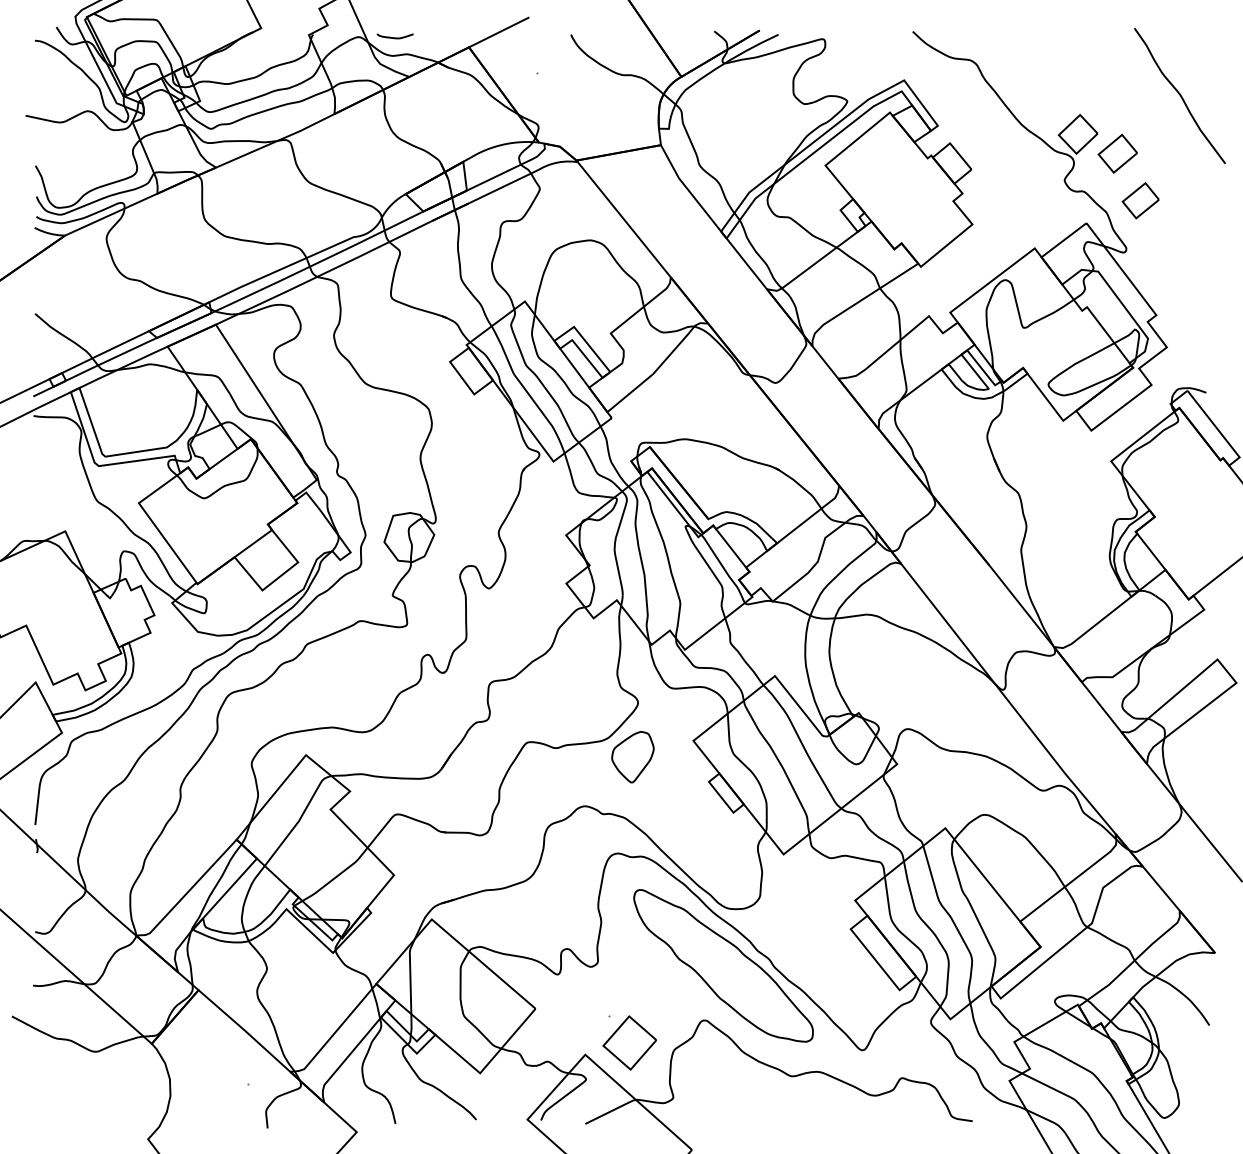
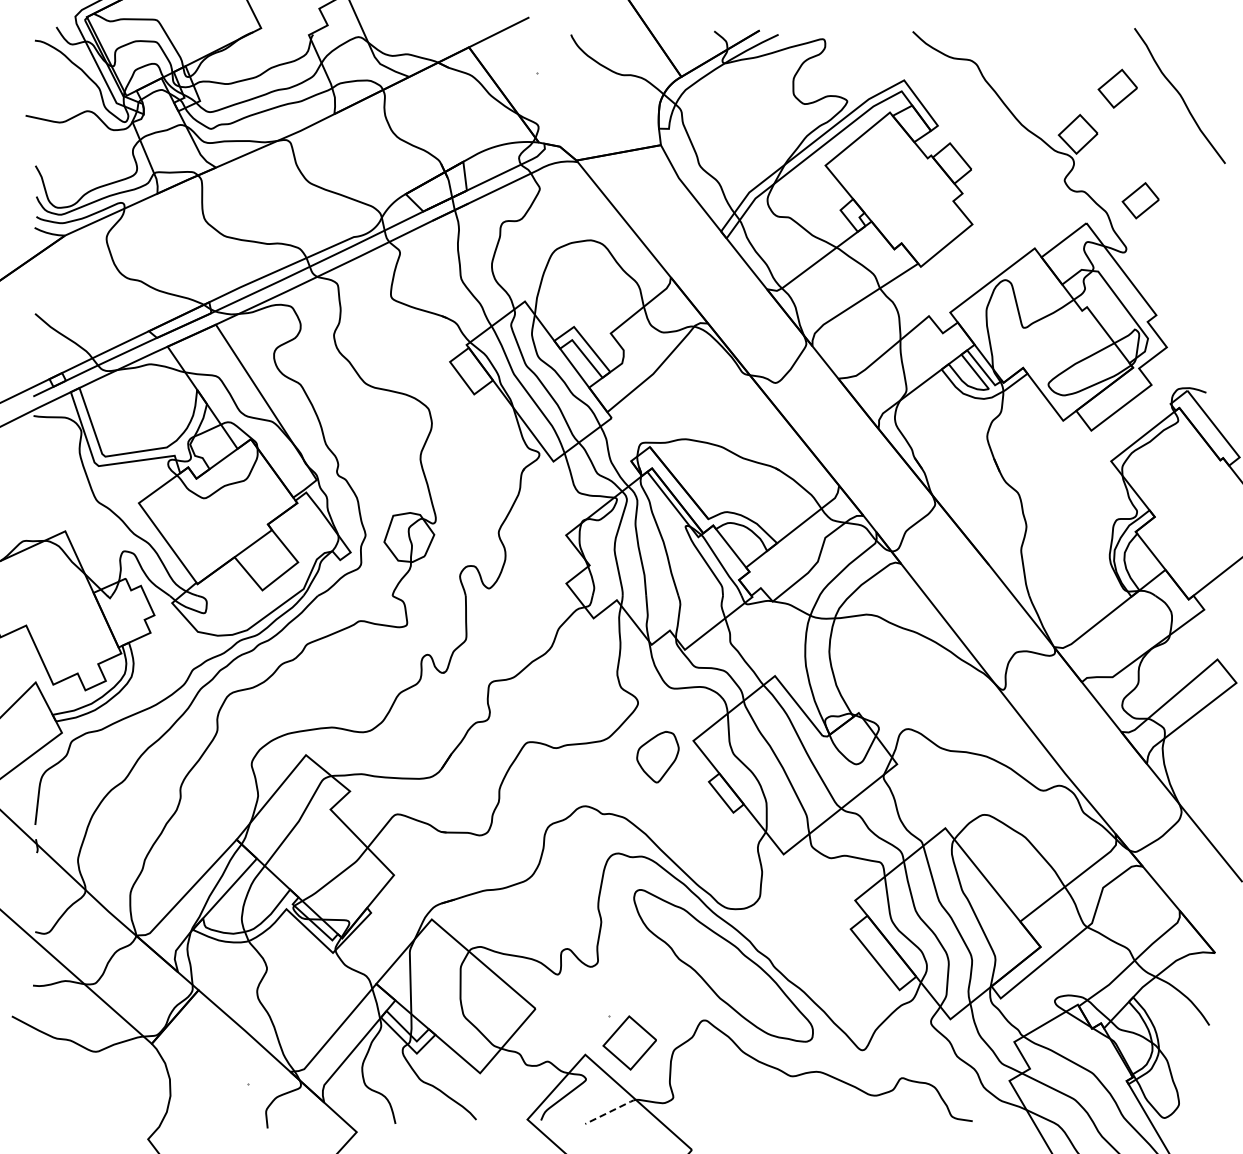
curve: present -> none (394, 37)
part position: (1117, 153) -> (1117, 88) (1117, 88)
part position: (632, 756) -> (657, 756) (657, 756)
line: solid -> dashed (611, 1110)
